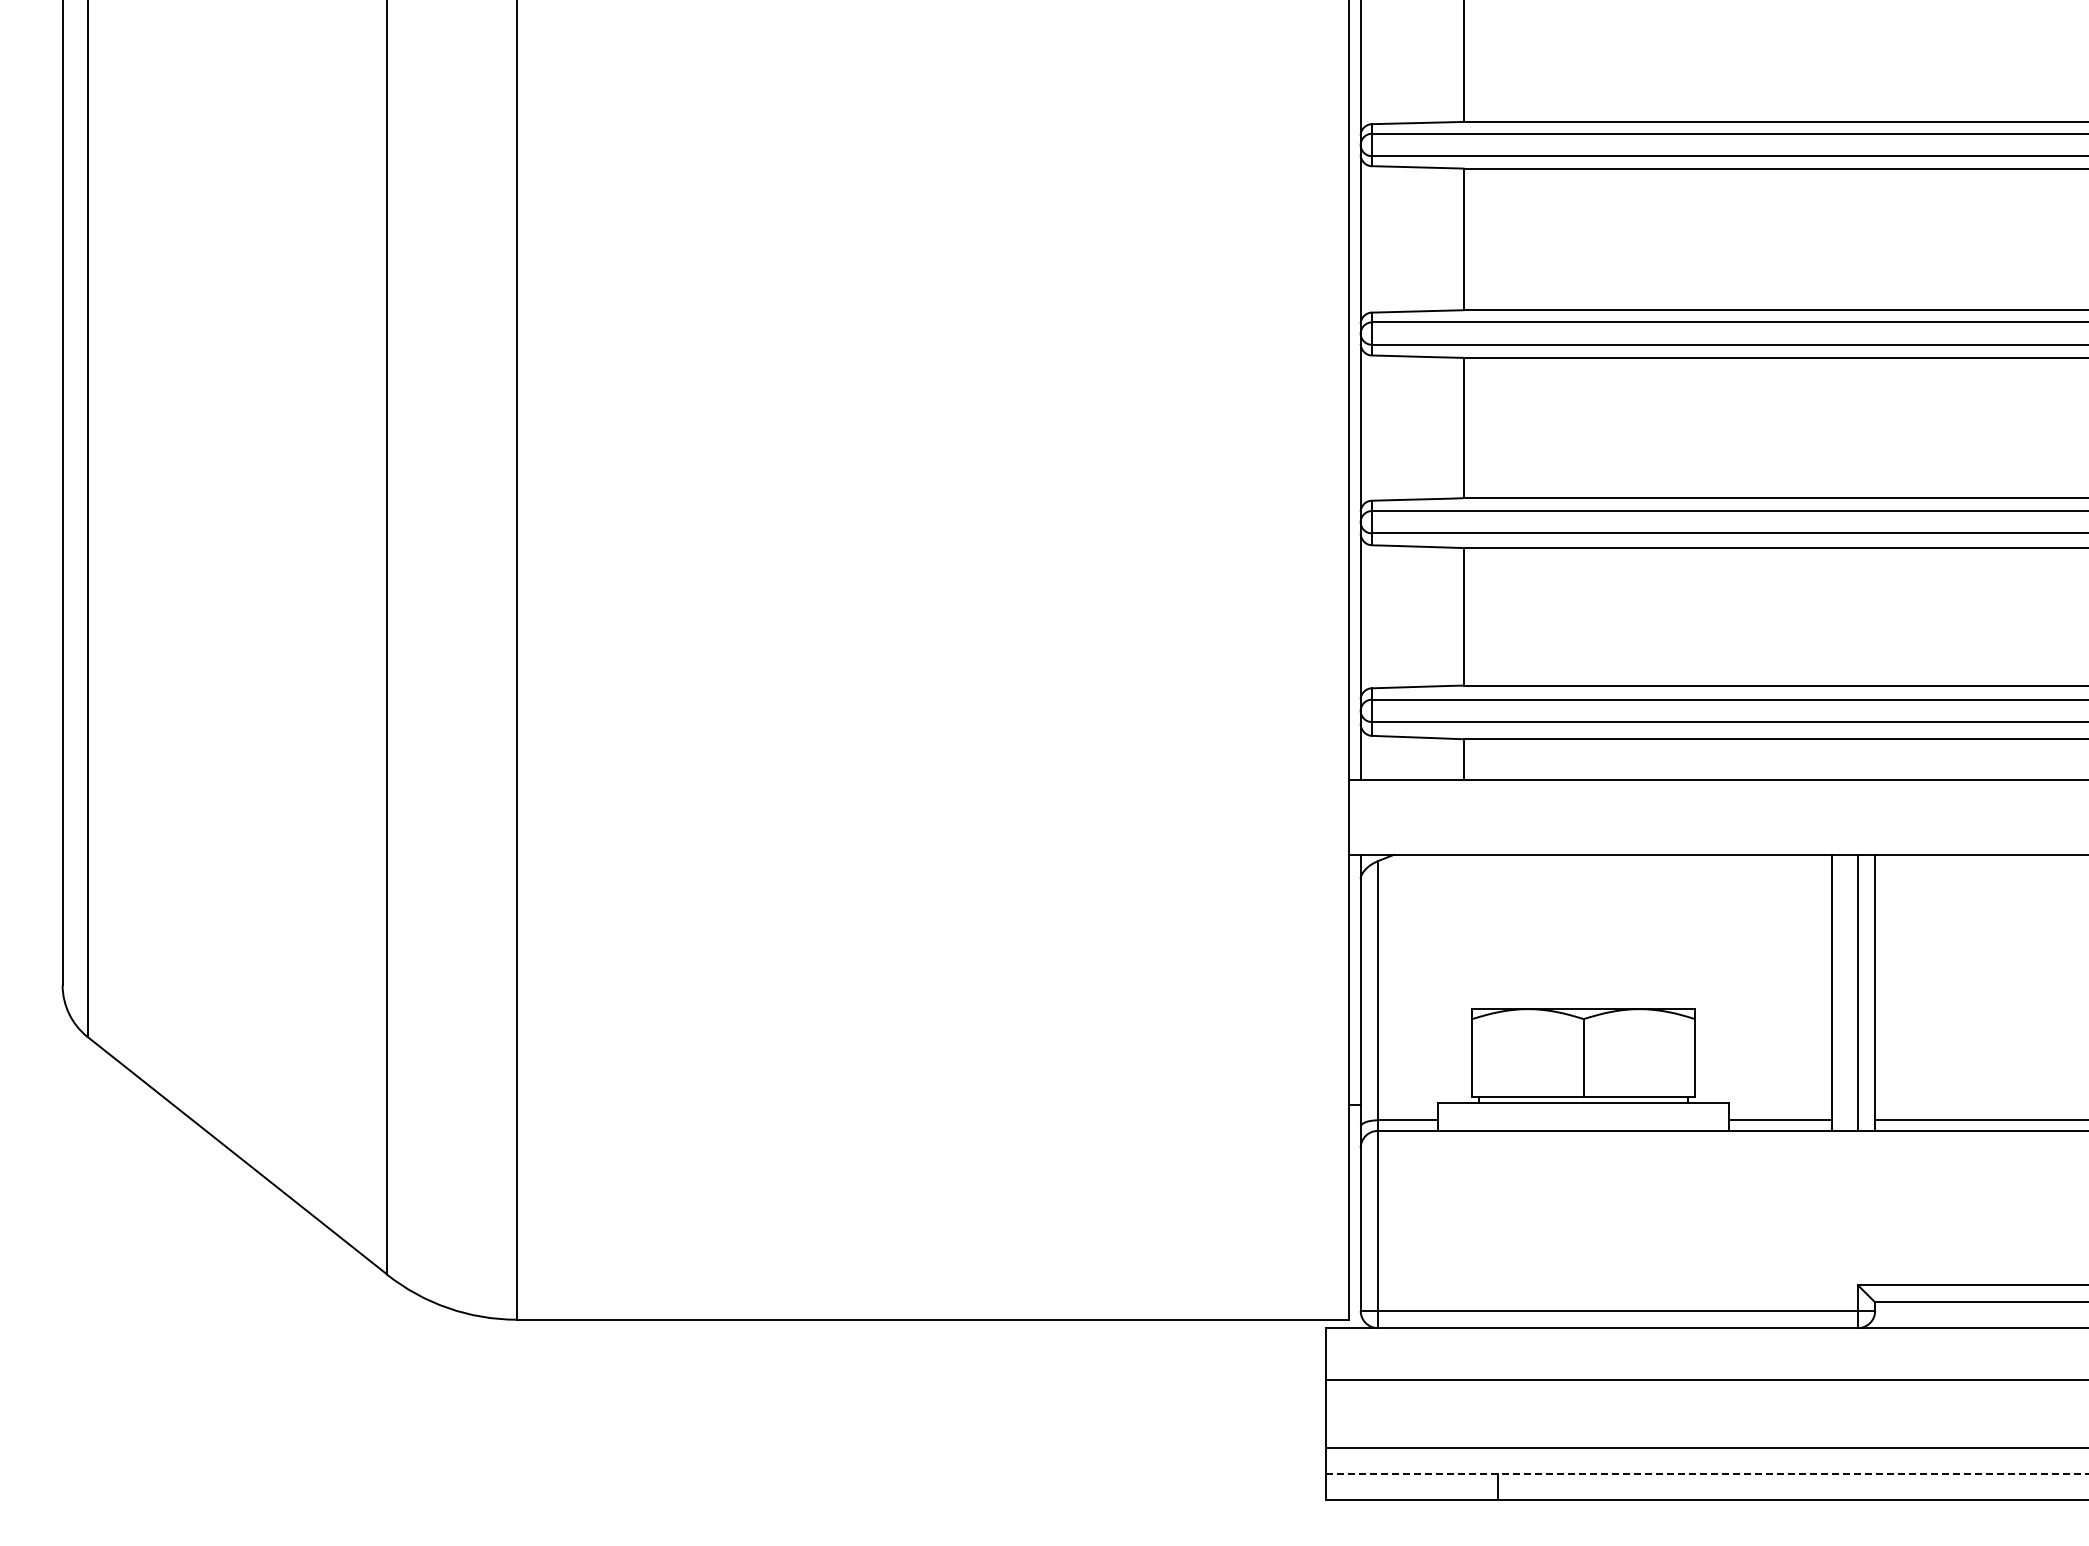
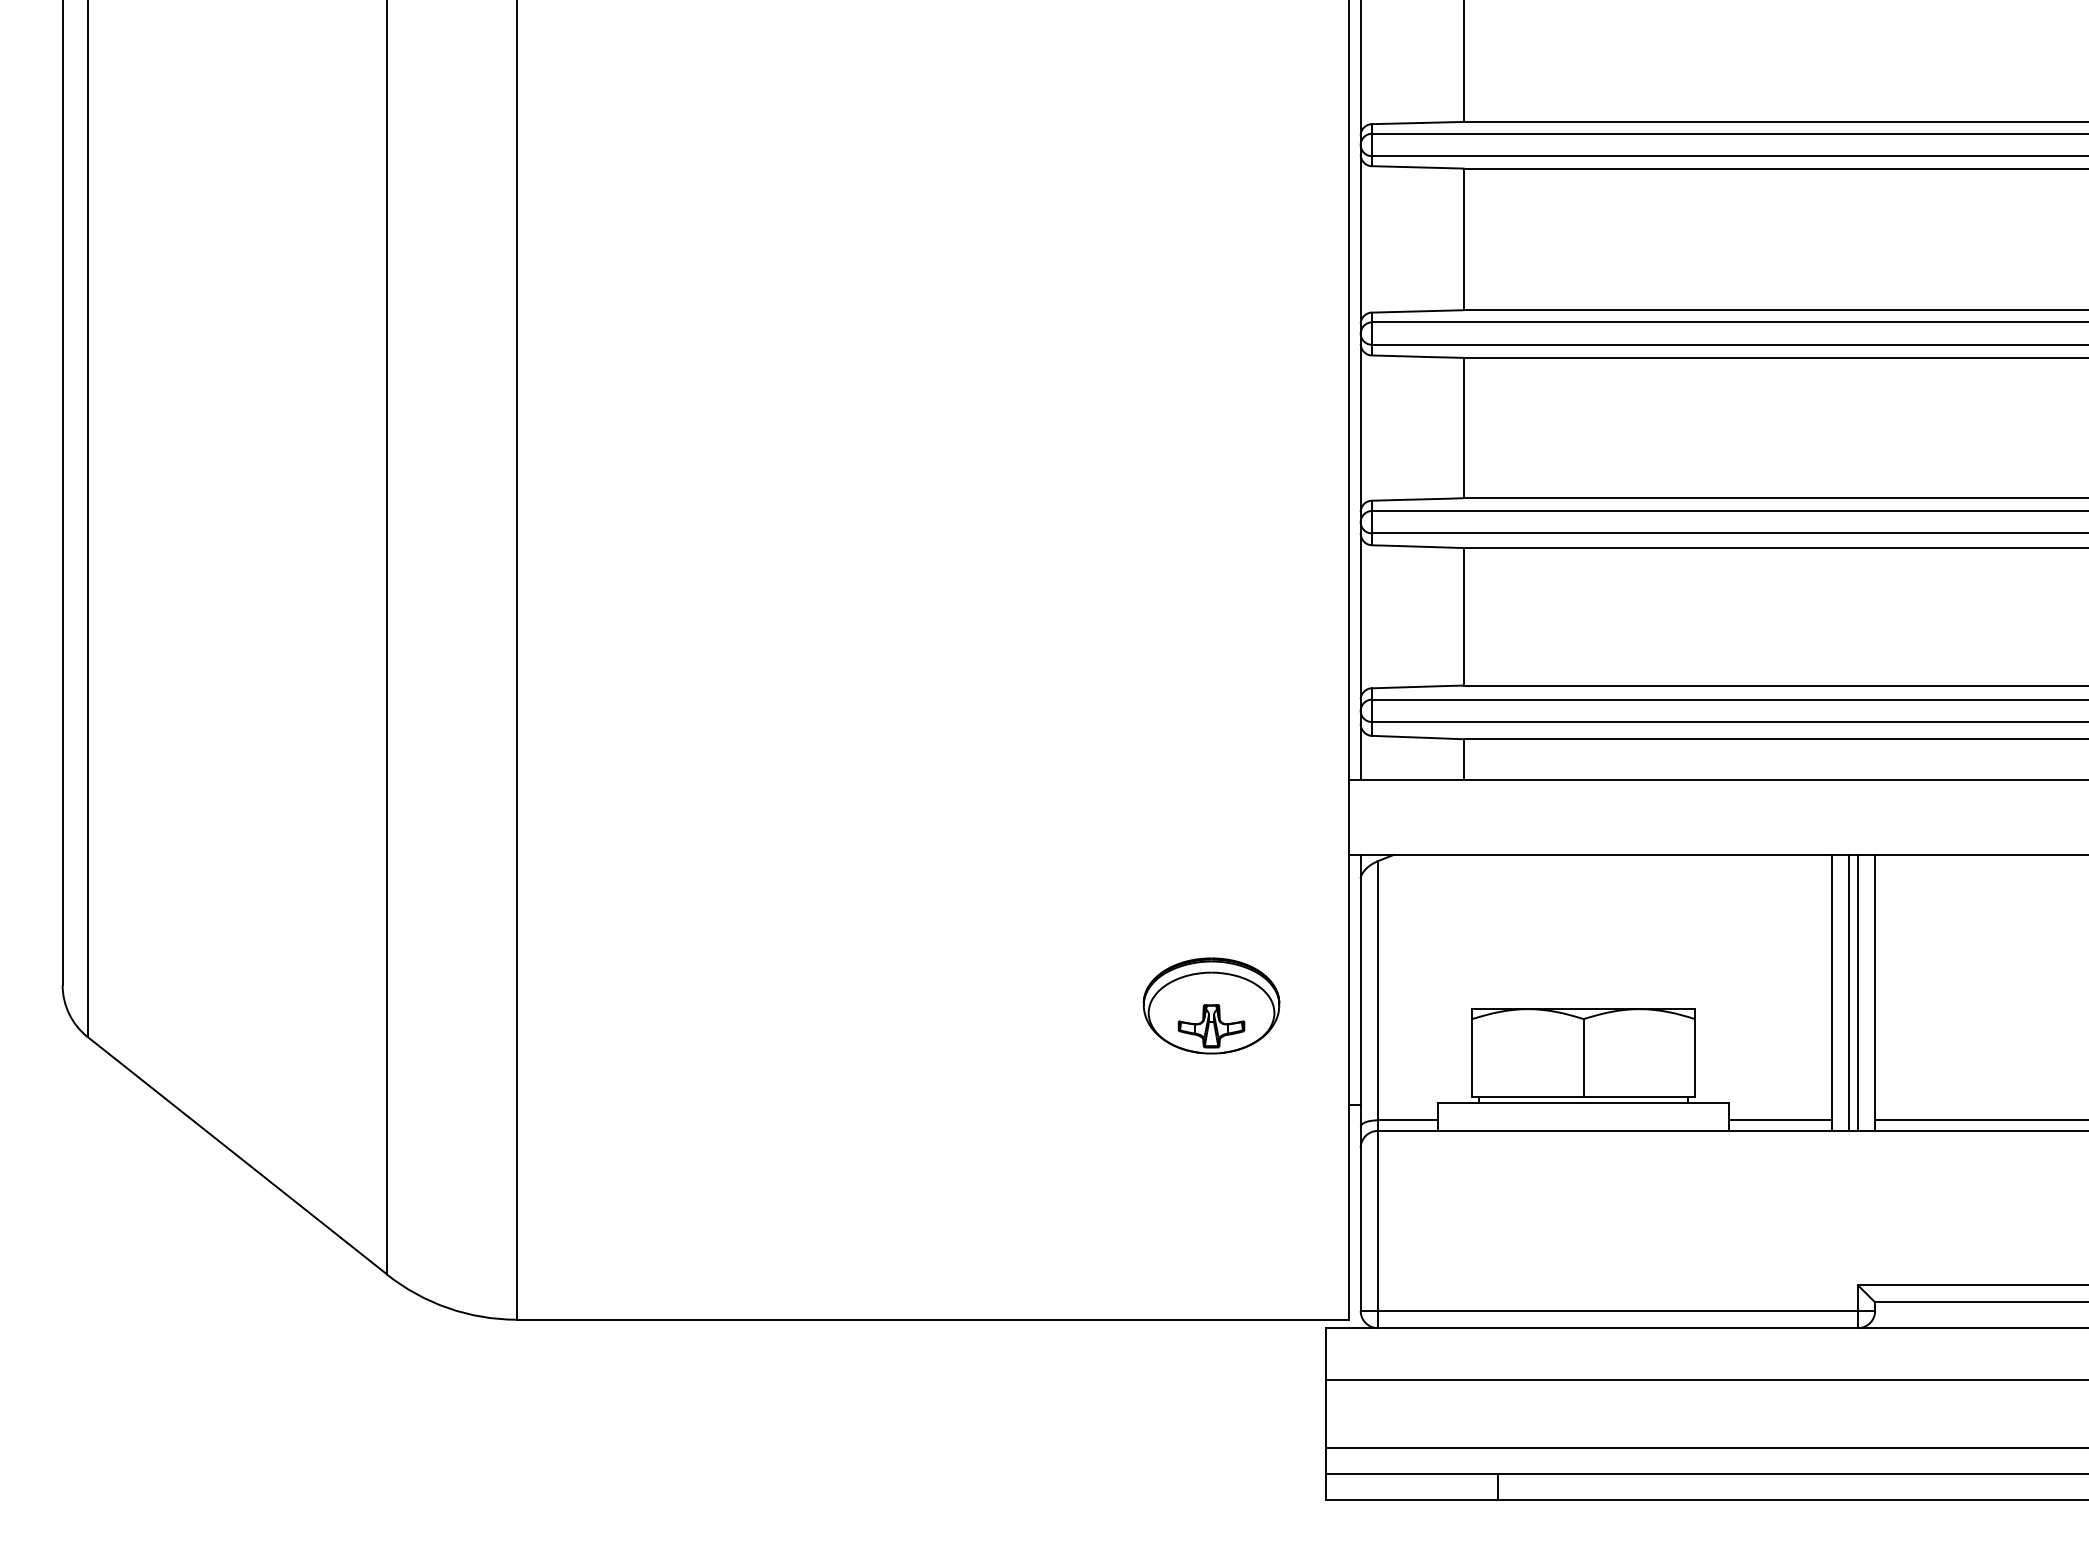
line: none -> present (1849, 992)
part: none -> present (1211, 1005)
line: dashed -> solid (1707, 1473)
